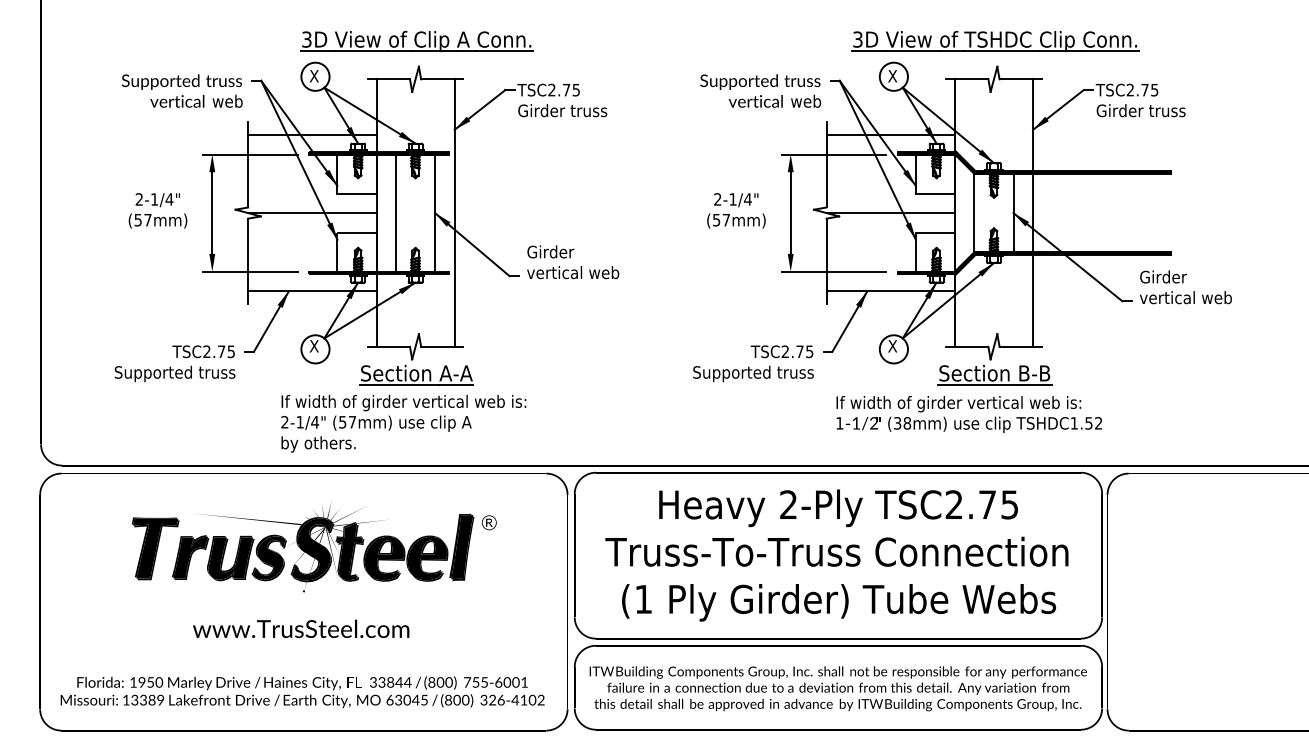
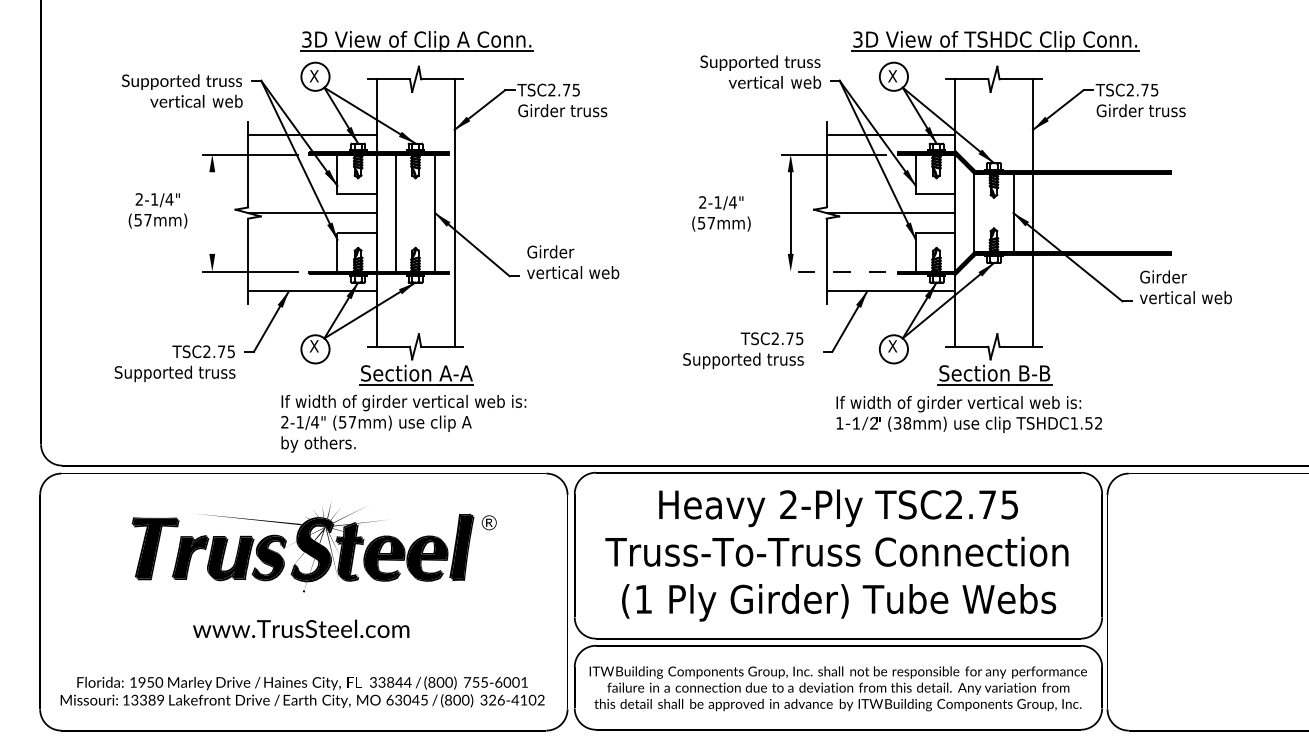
text position: (760, 90) -> (760, 71) (760, 71)
text position: (736, 210) -> (721, 213) (721, 213)
line: present -> none (212, 212)
line: solid -> dashed (833, 271)
text position: (753, 363) -> (743, 350) (743, 350)
